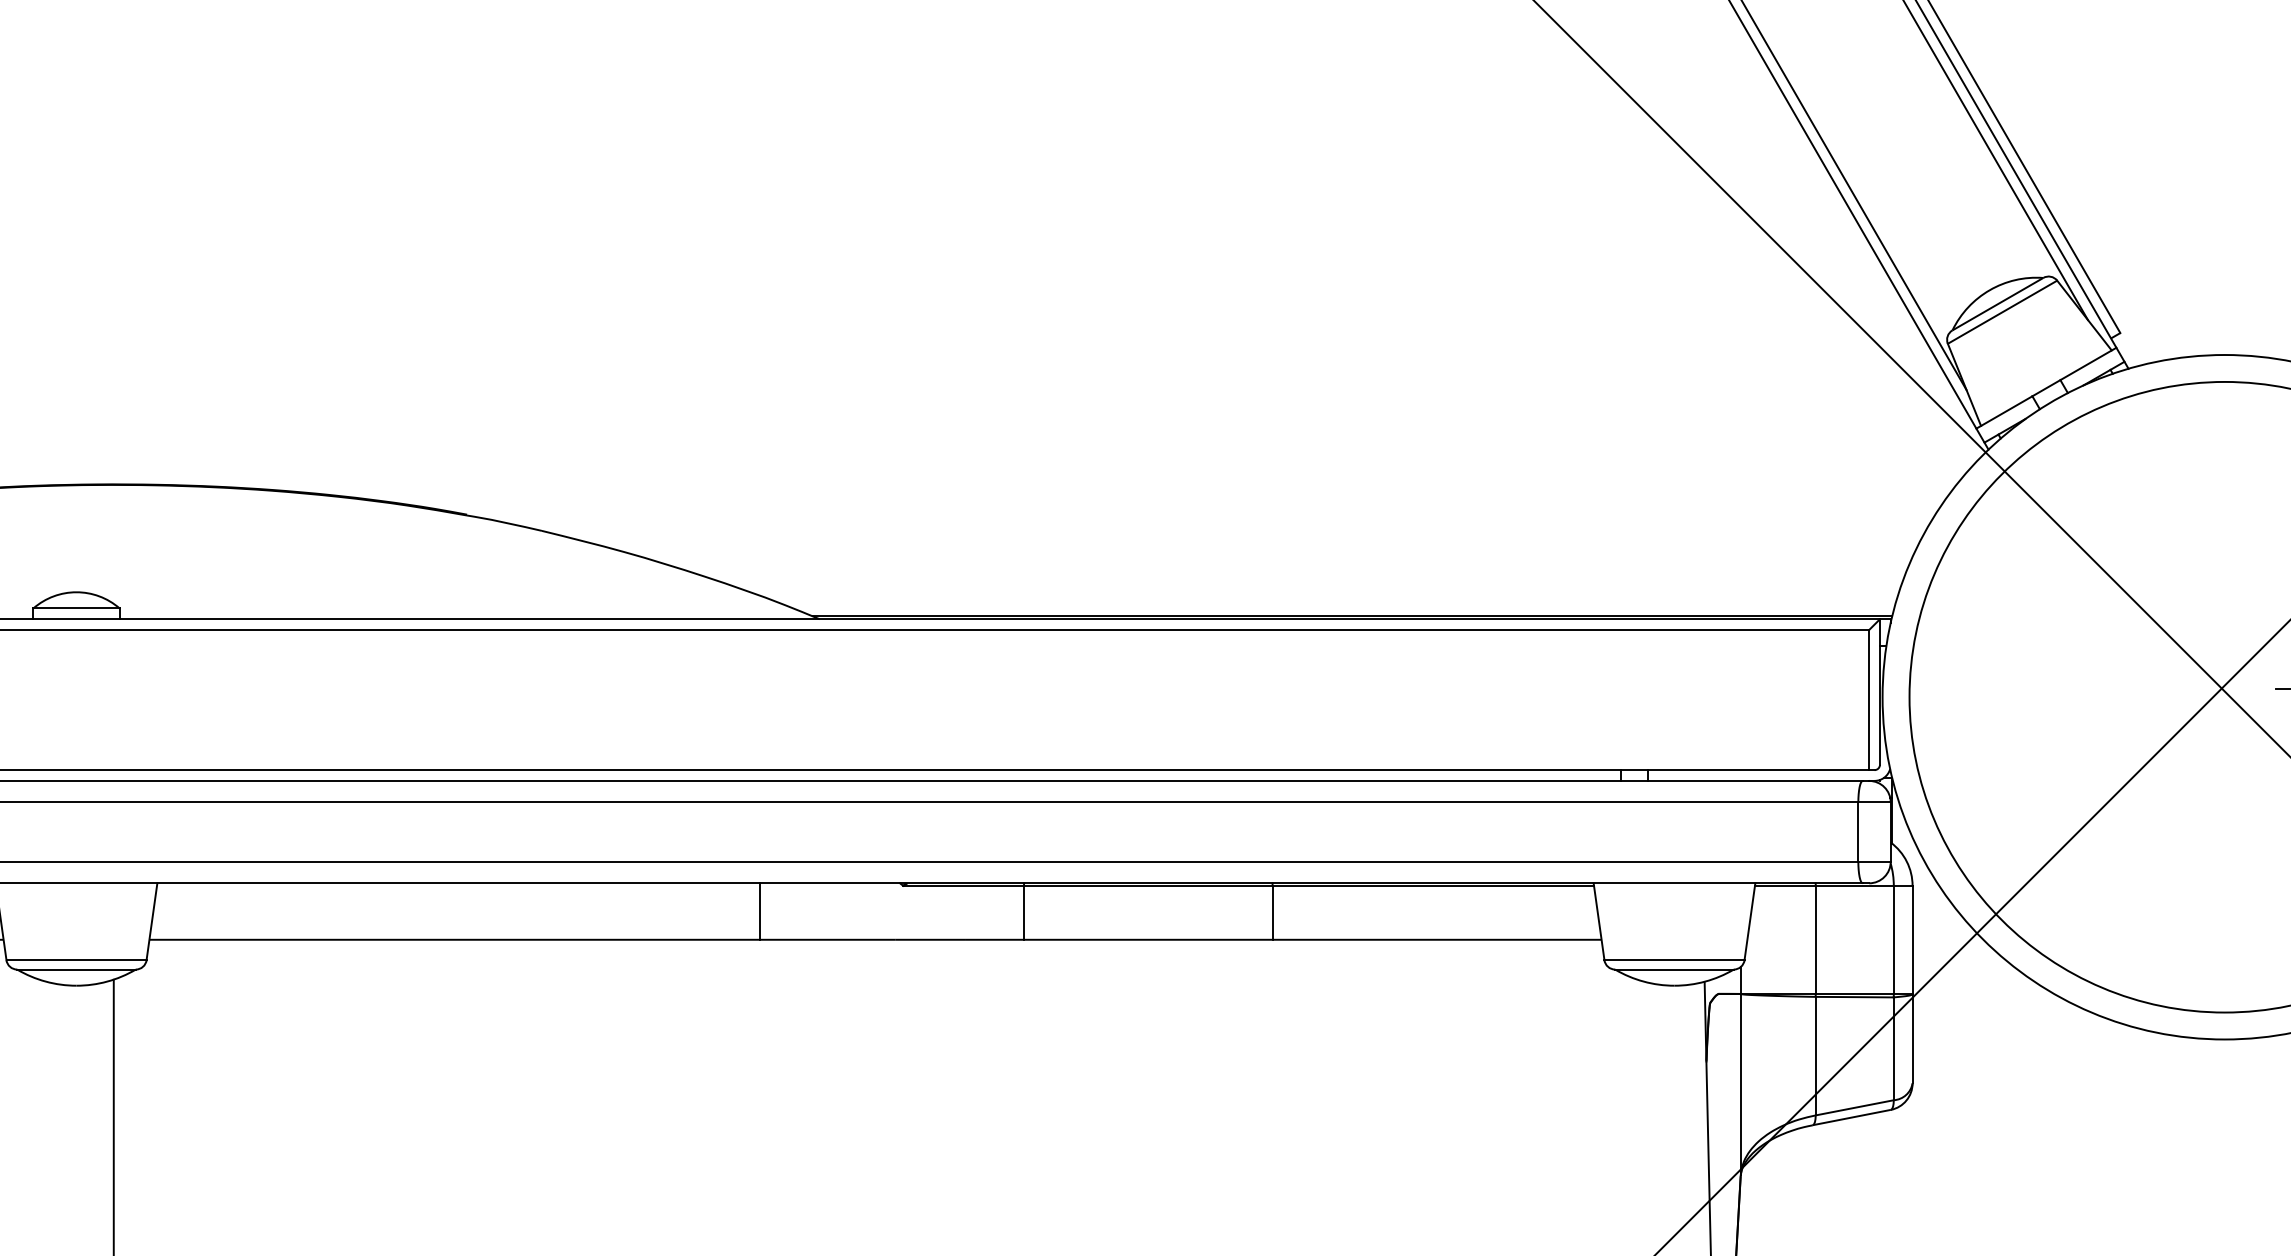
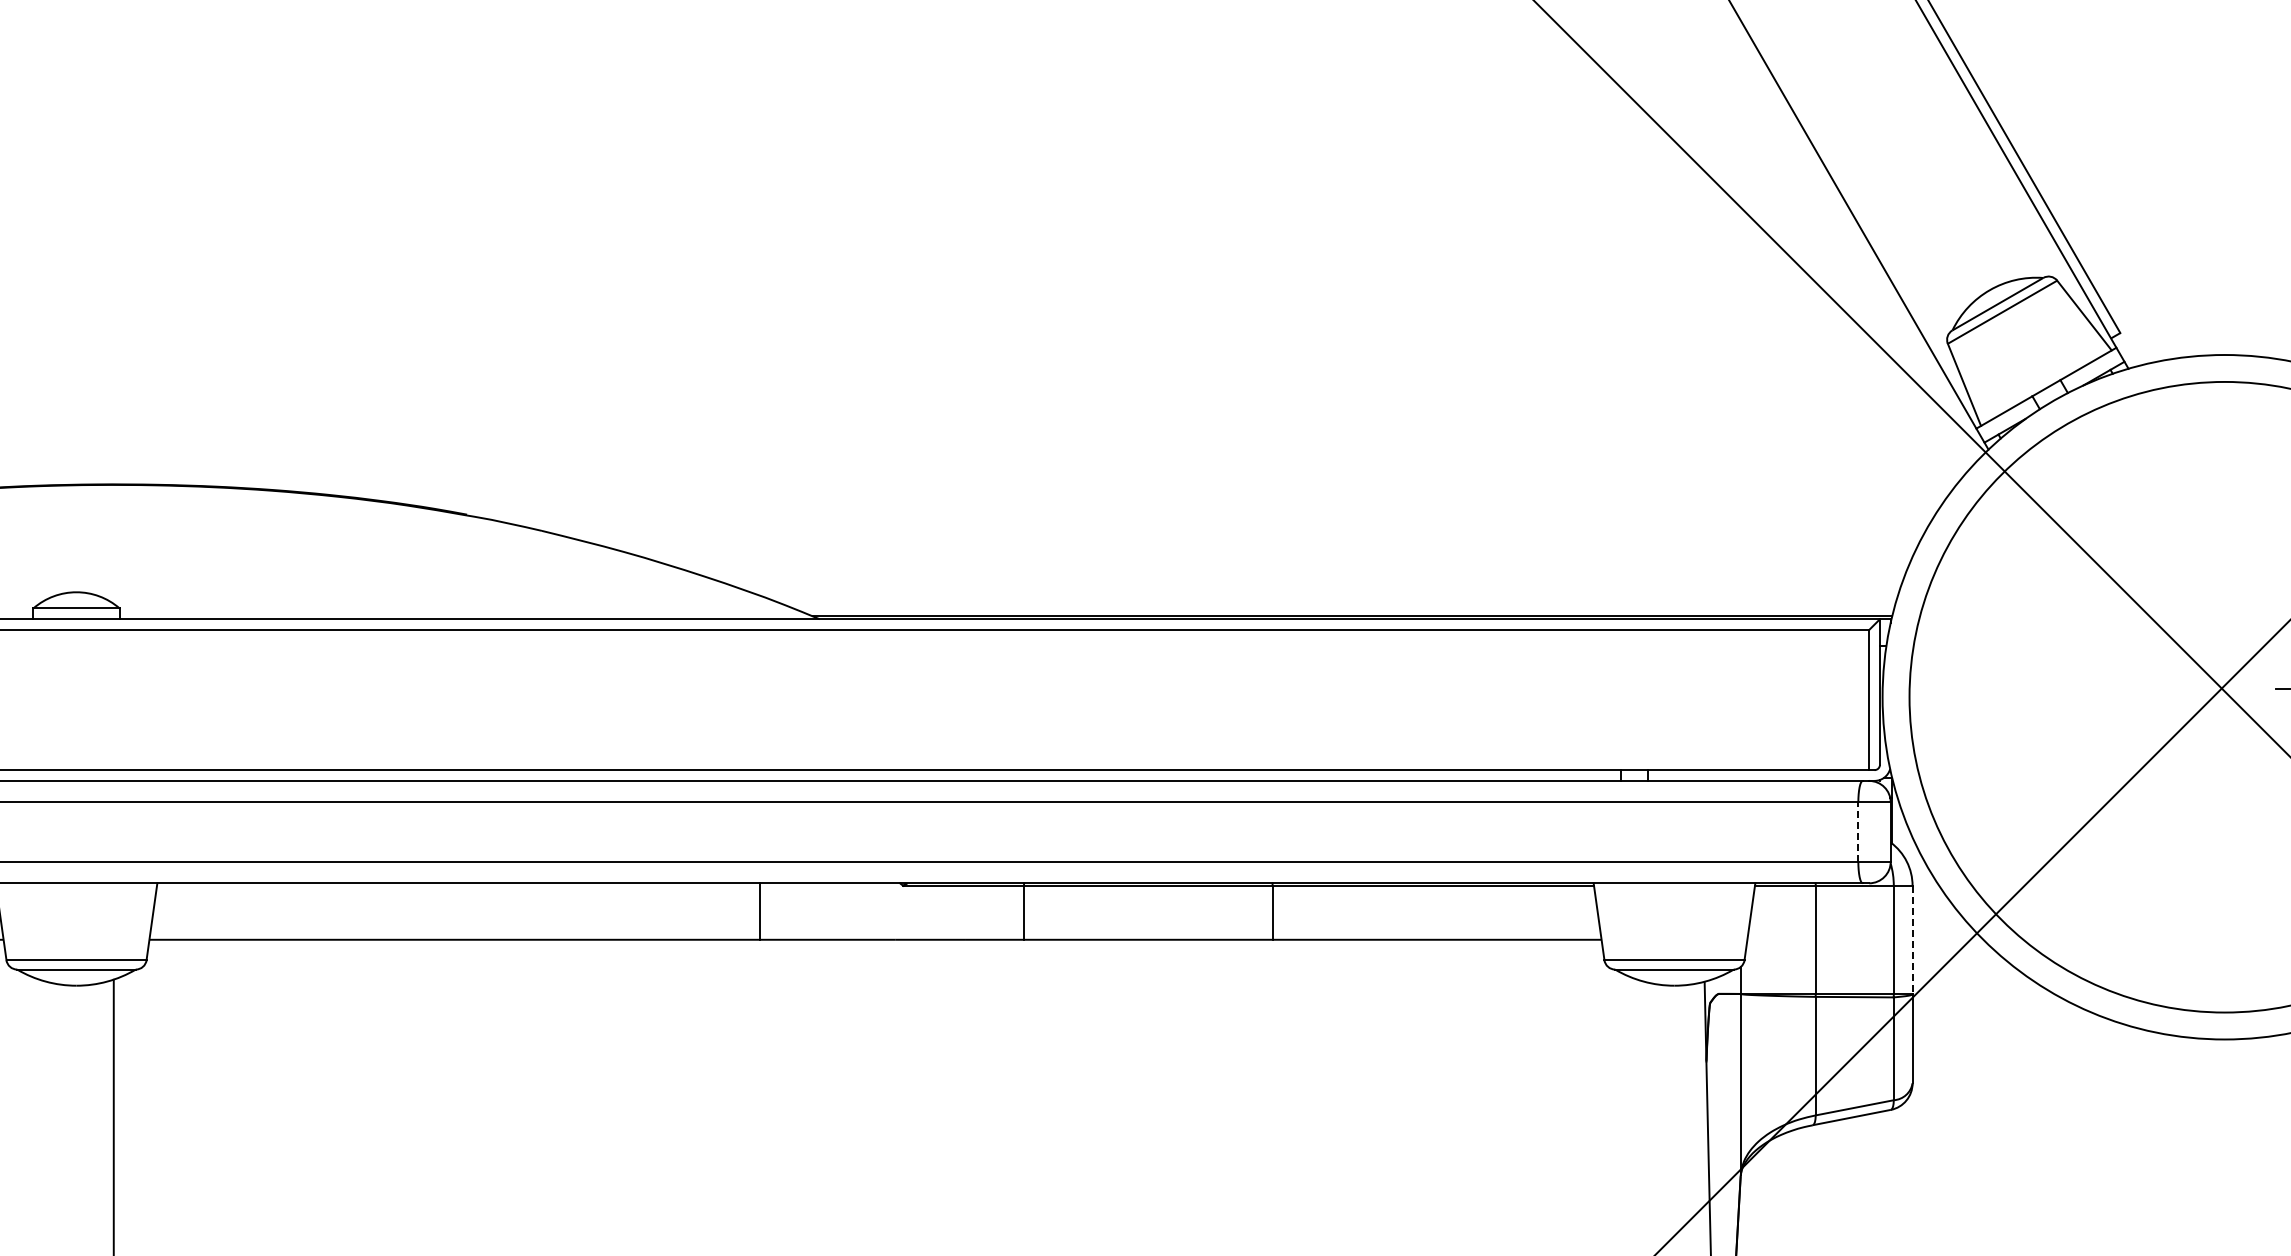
line: present -> none (1995, 160)
line: present -> none (1854, 196)
line: solid -> dashed (1858, 832)
line: solid -> dashed (1912, 939)
